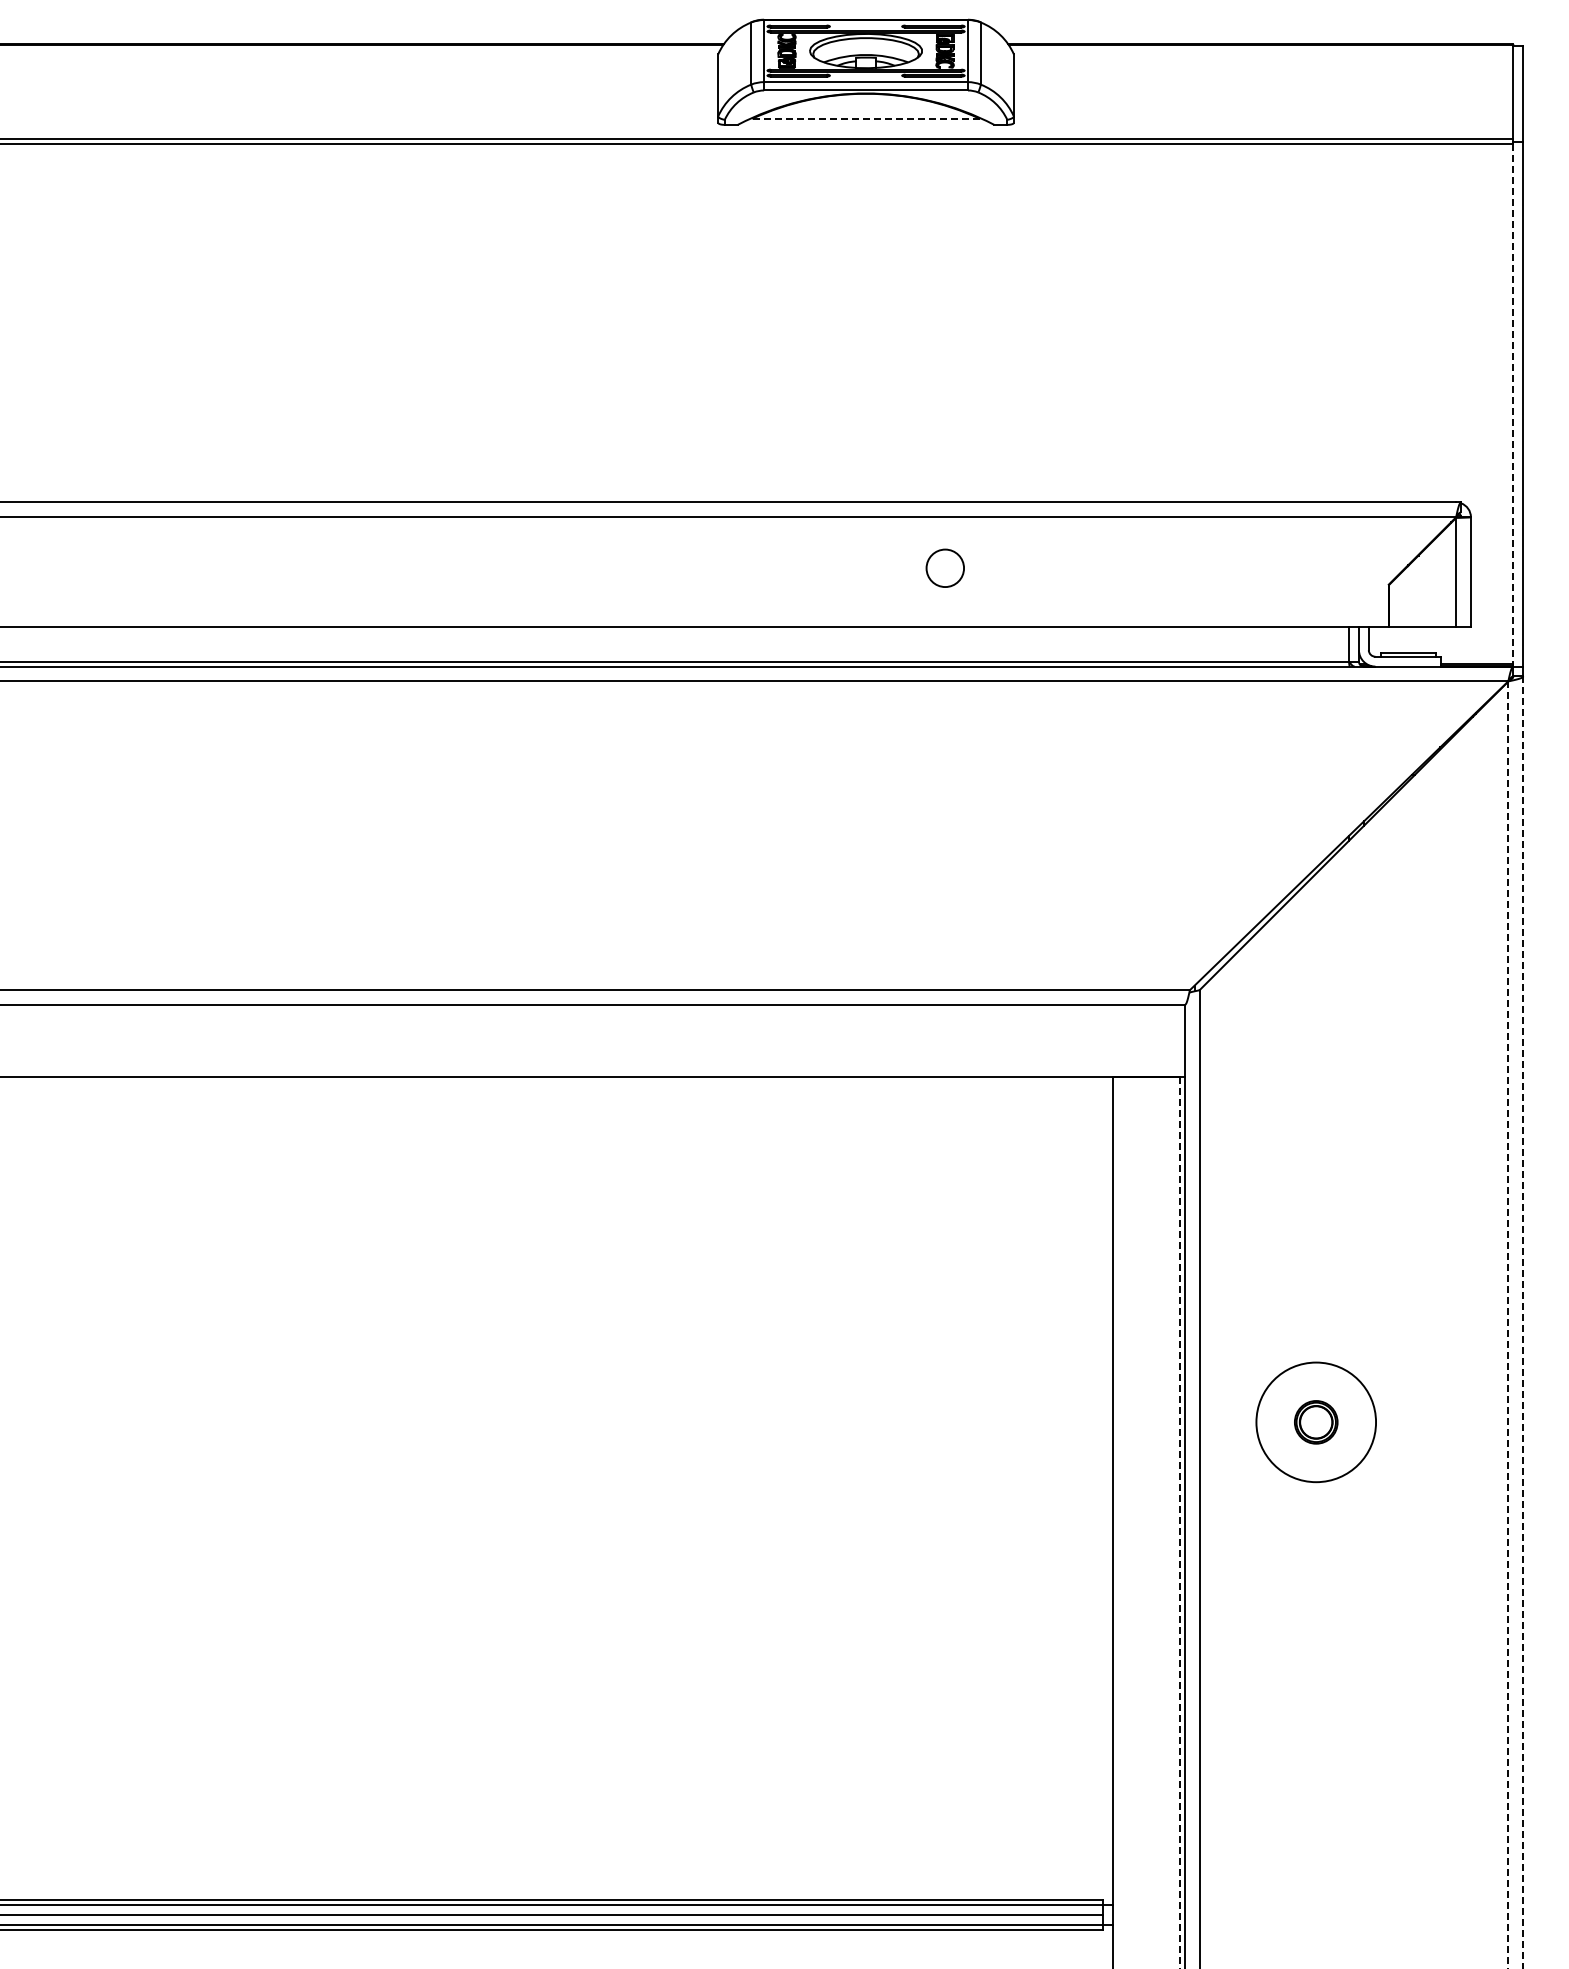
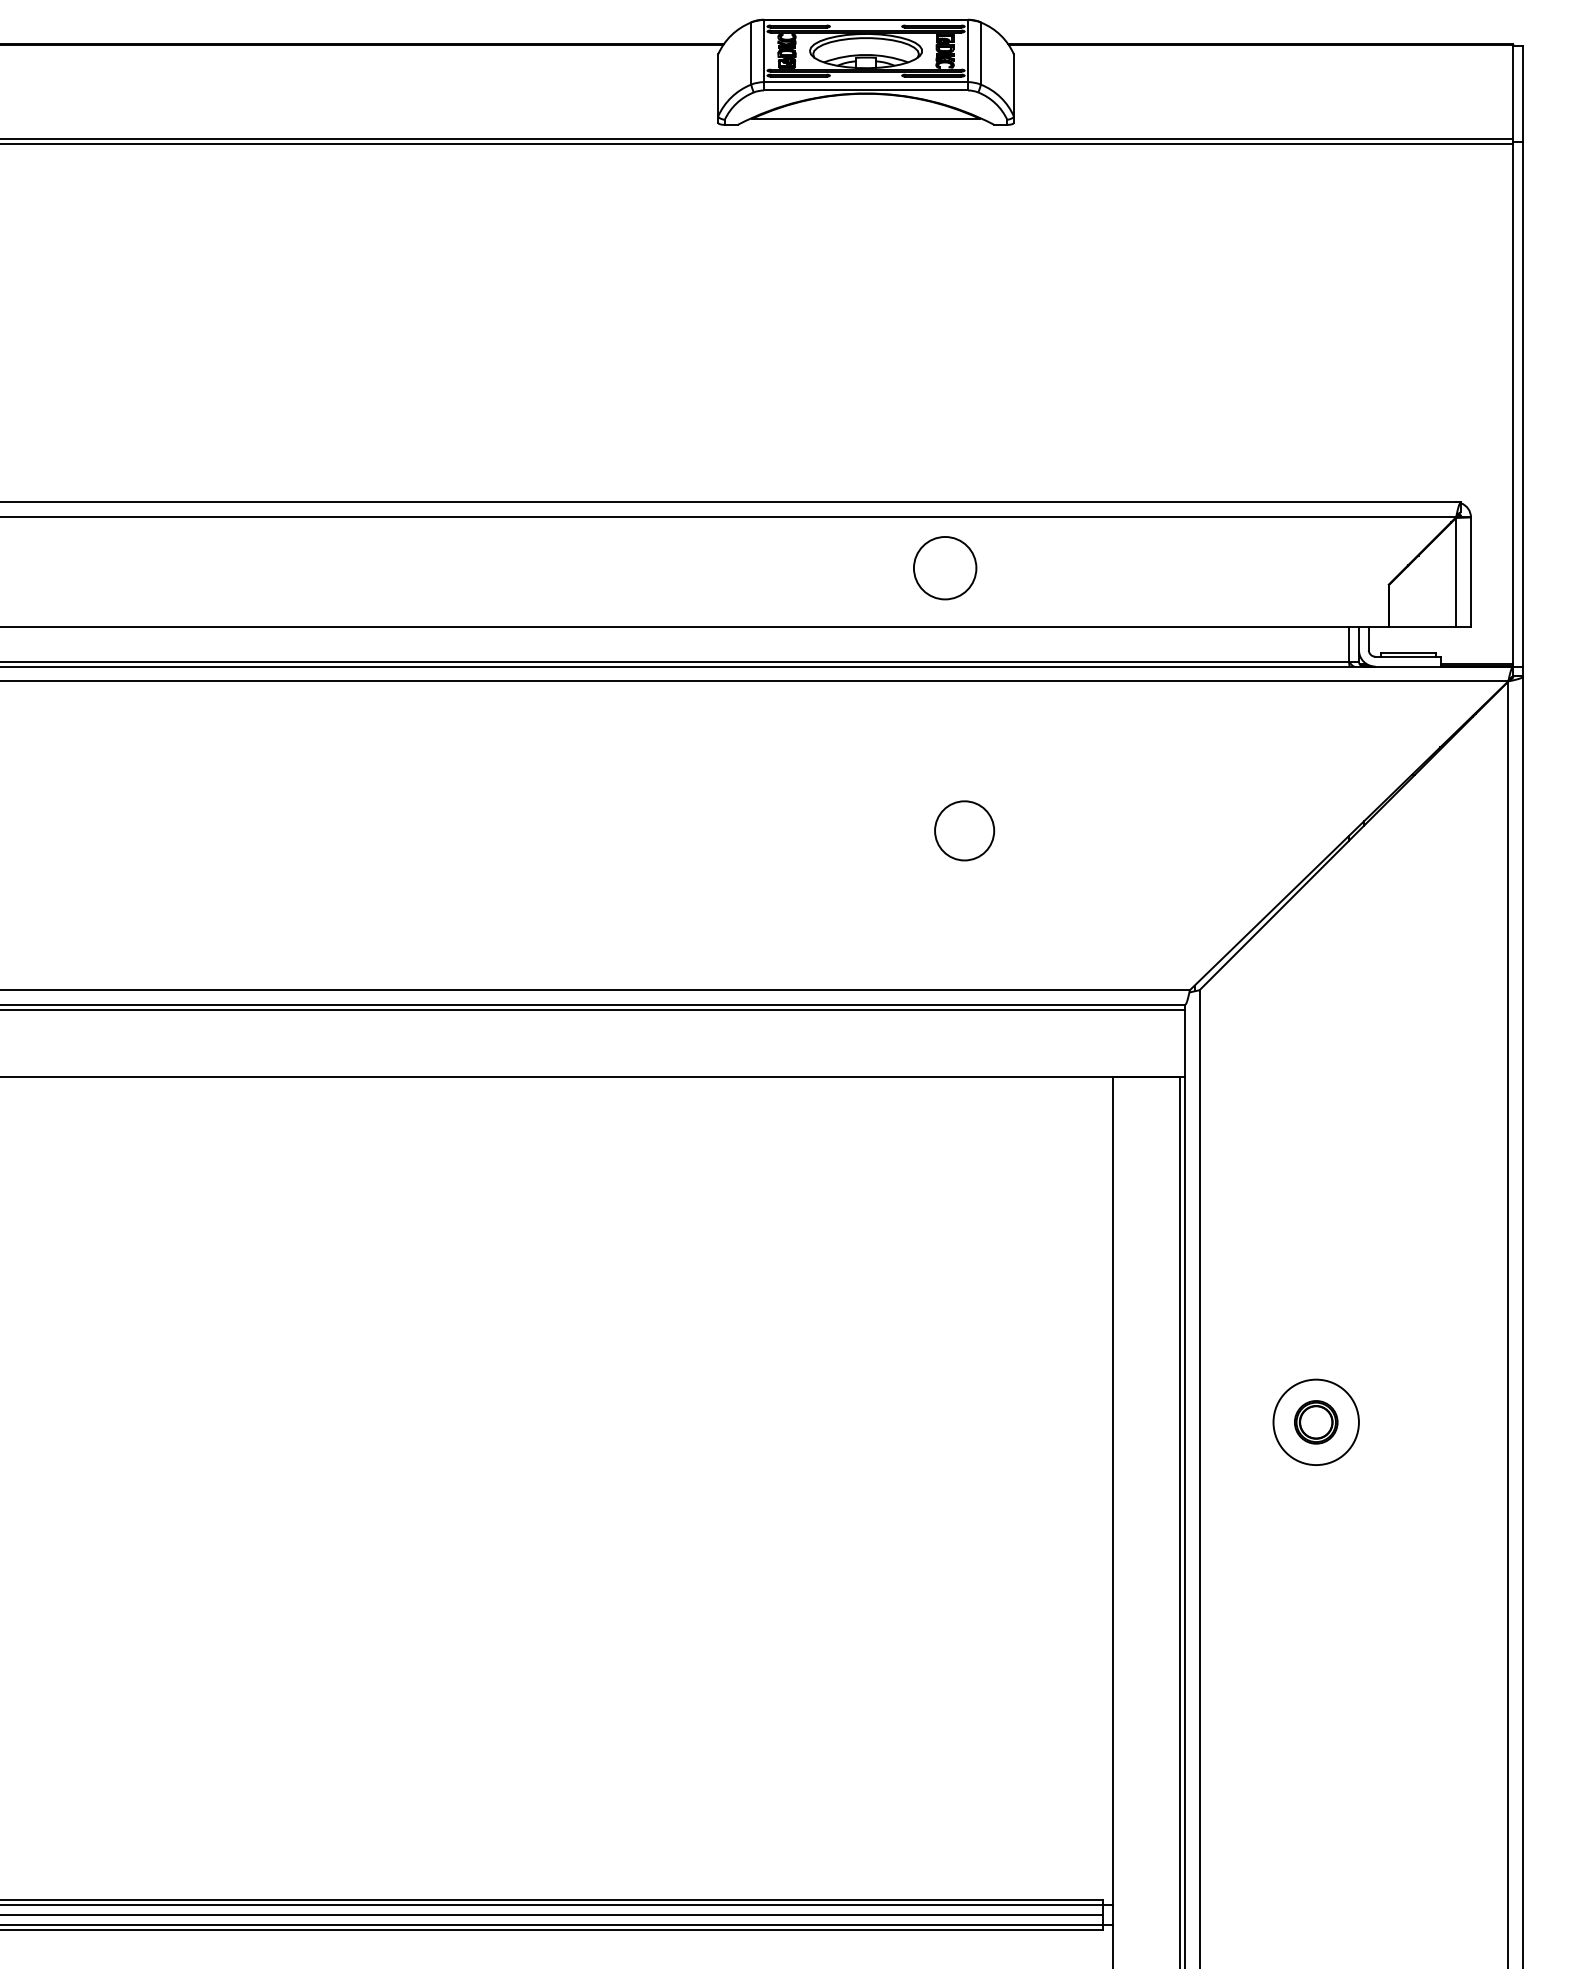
line: dashed -> solid (866, 118)
line: dashed -> solid (1513, 404)
circle size: 40x40 px -> 65x65 px (945, 568)
circle: none -> present (964, 830)
line: none -> present (593, 1009)
line: dashed -> solid (1523, 1322)
line: dashed -> solid (1508, 1325)
circle diameter: 120 px -> 85 px (1315, 1422)
line: dashed -> solid (1179, 1523)
